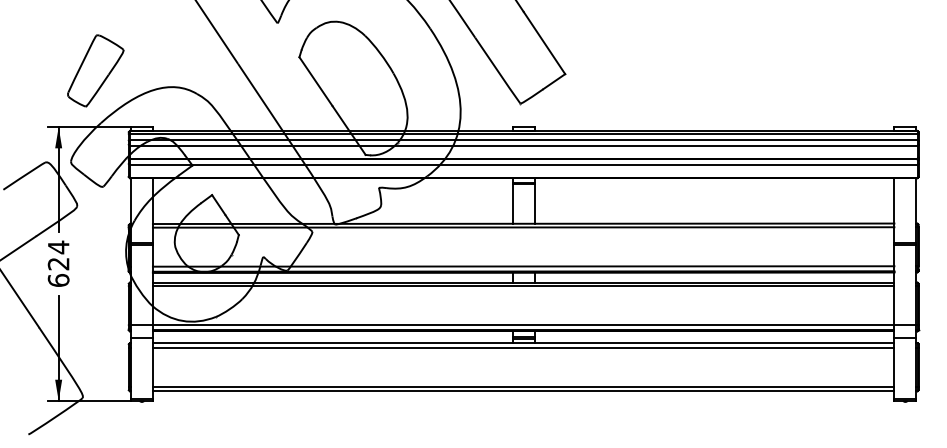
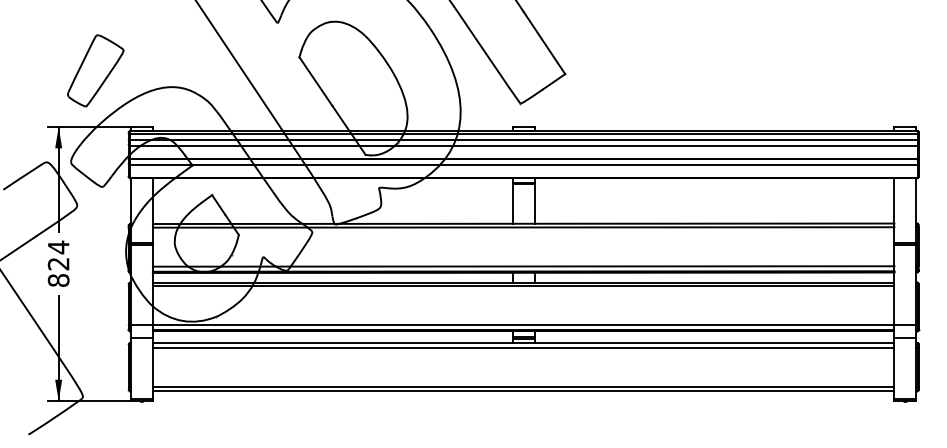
text: 624 -> 824 (58, 279)
